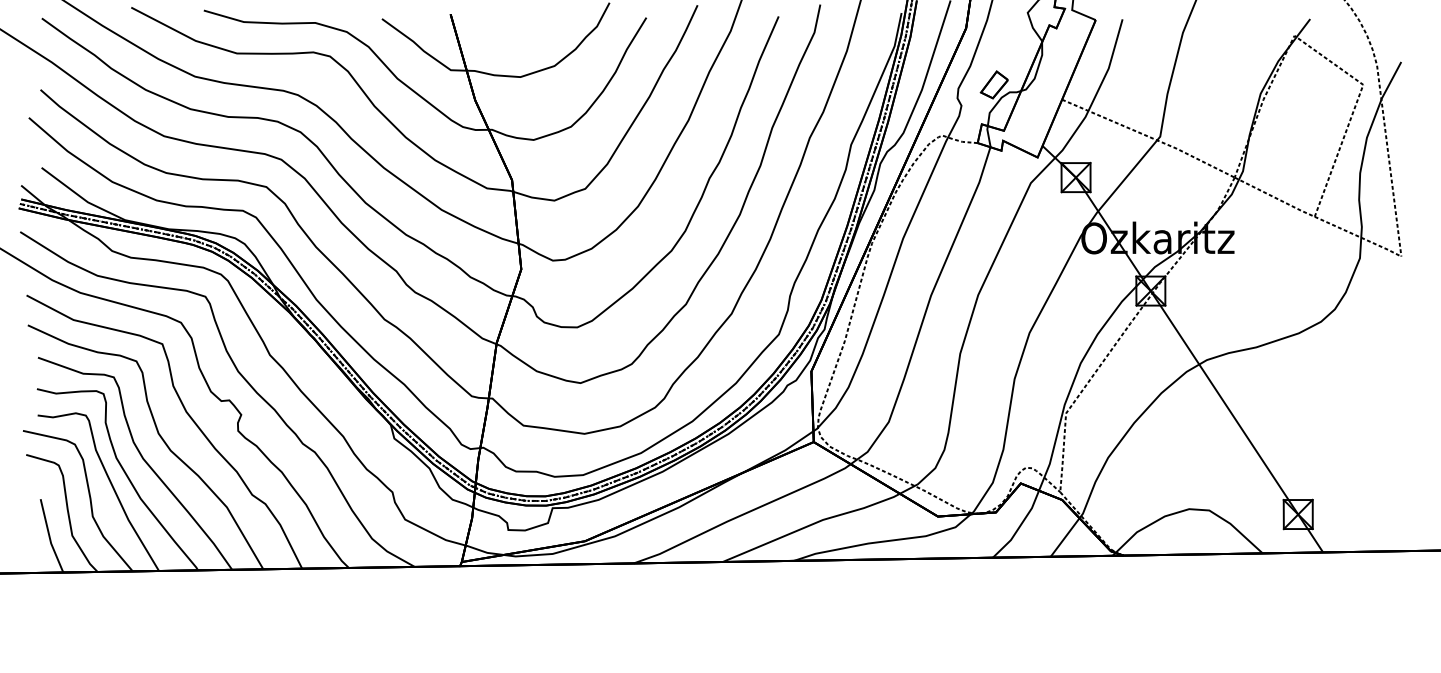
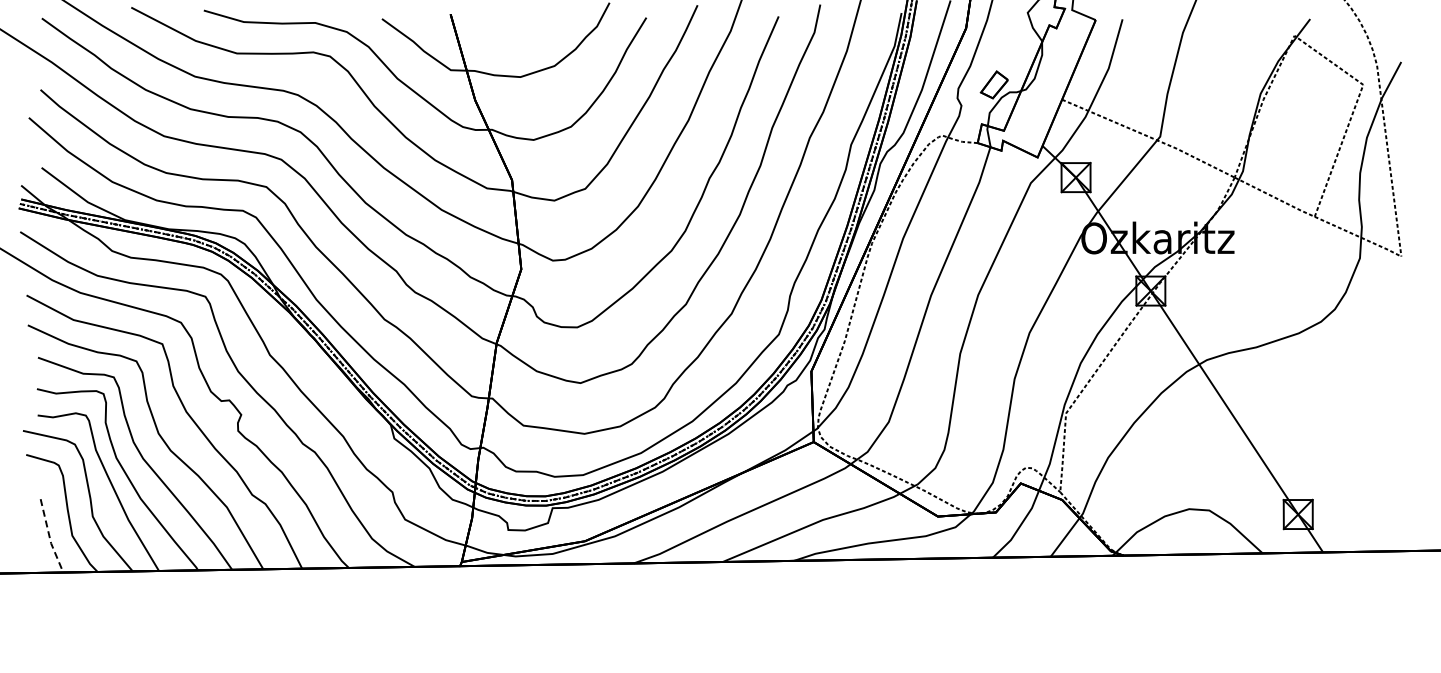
line: solid -> dashed (50, 538)
